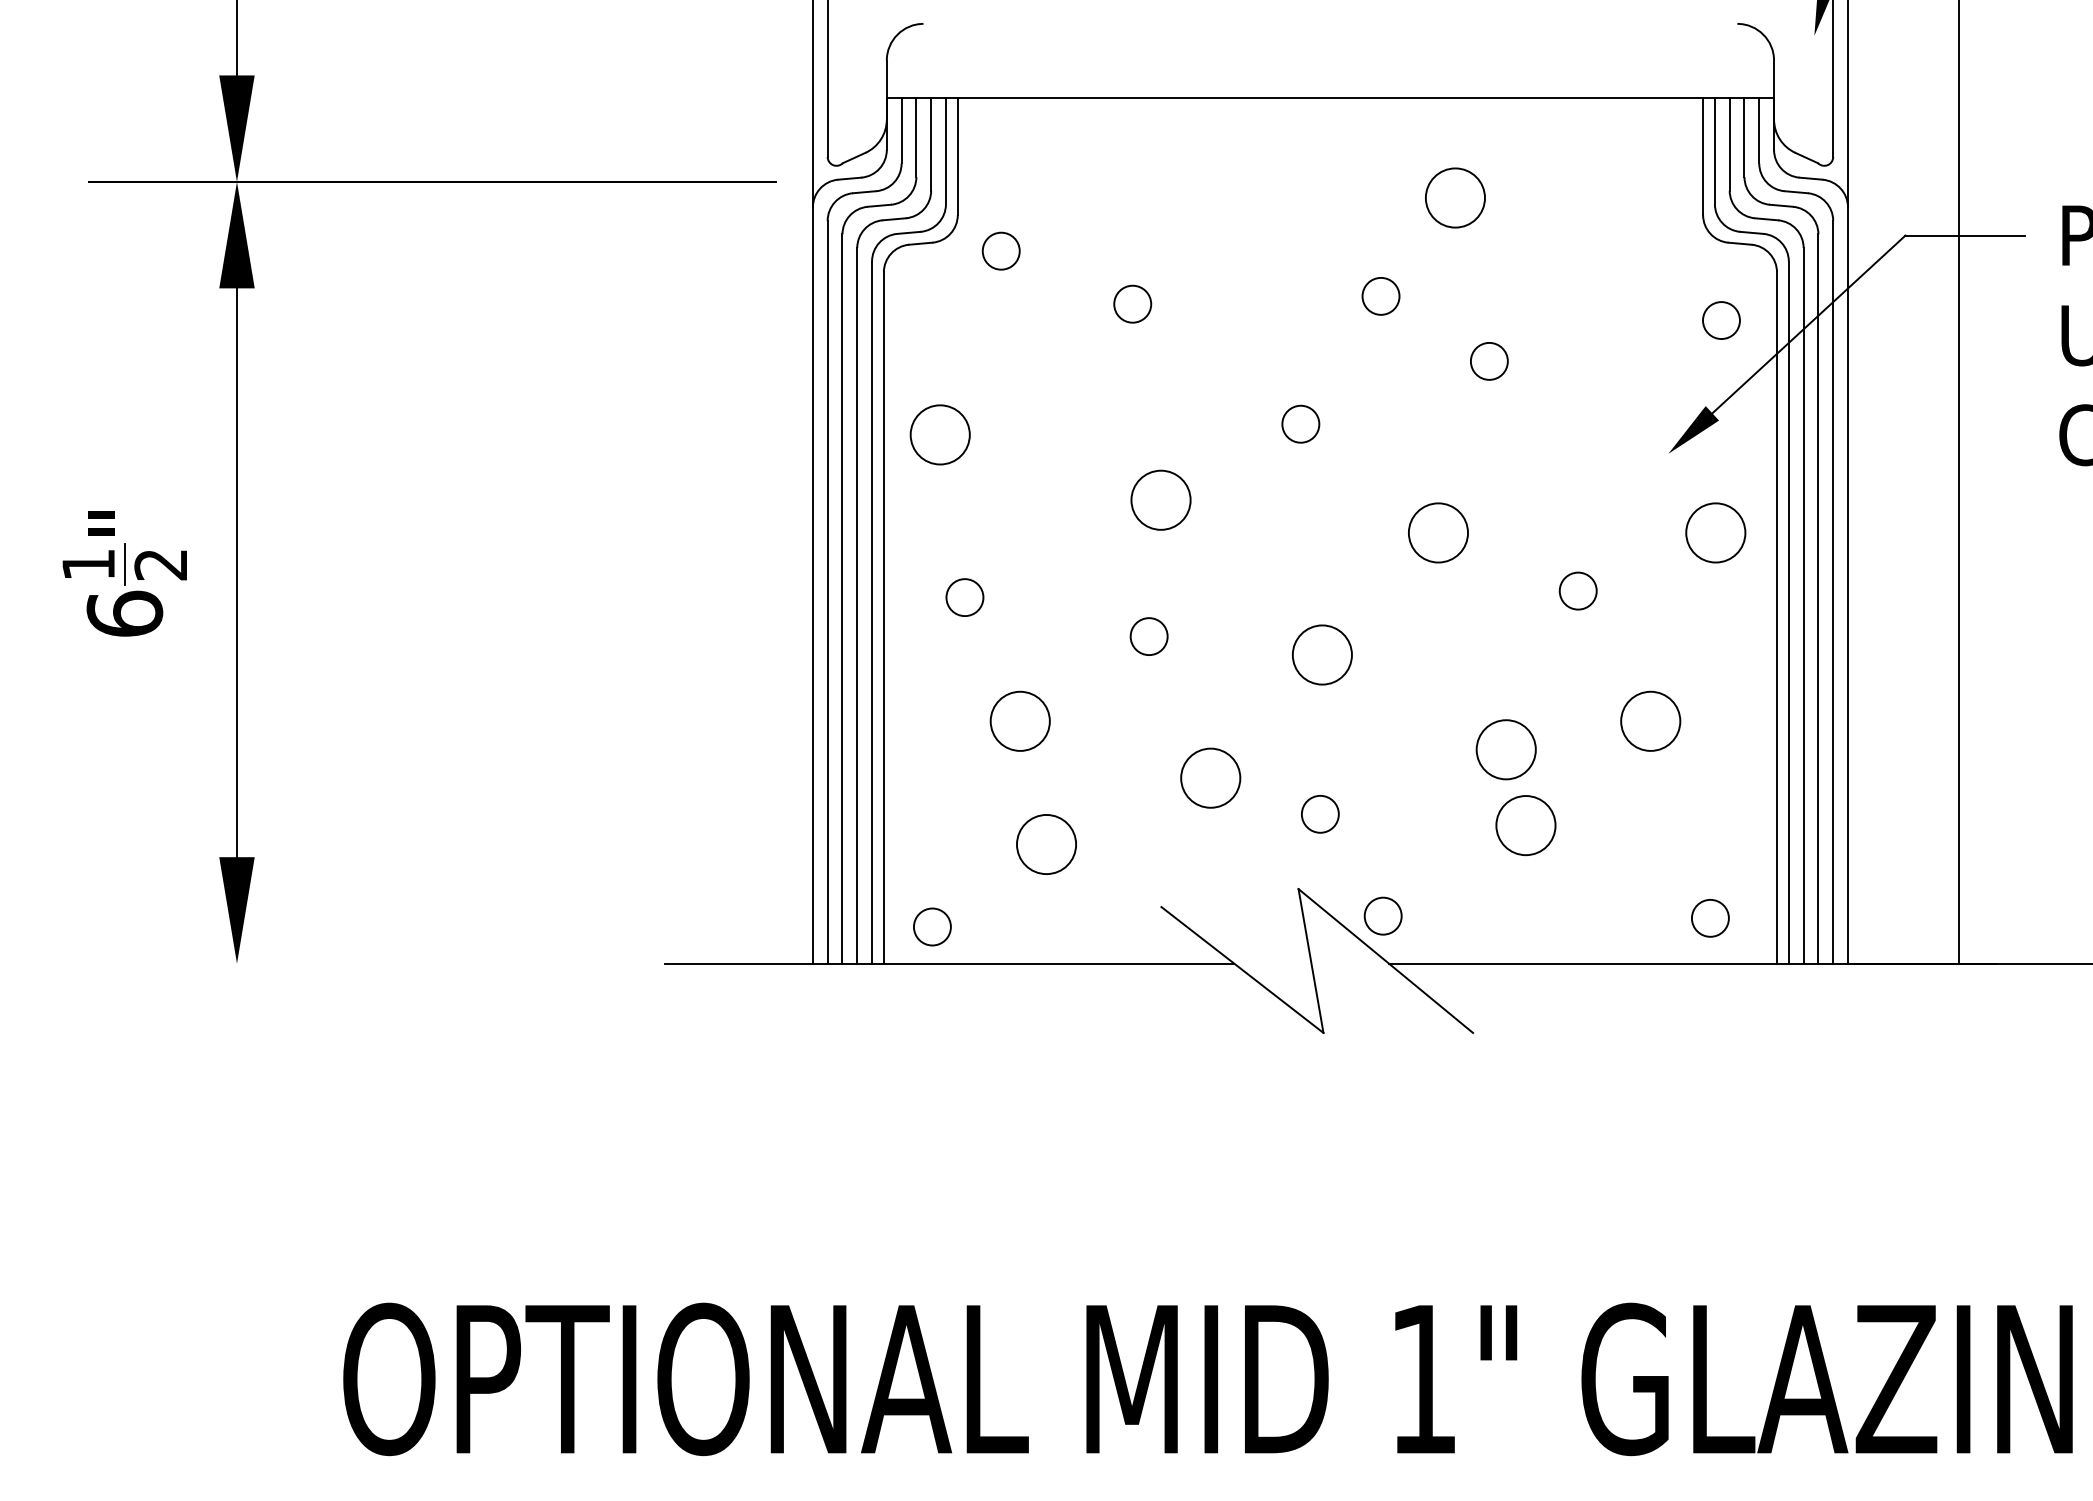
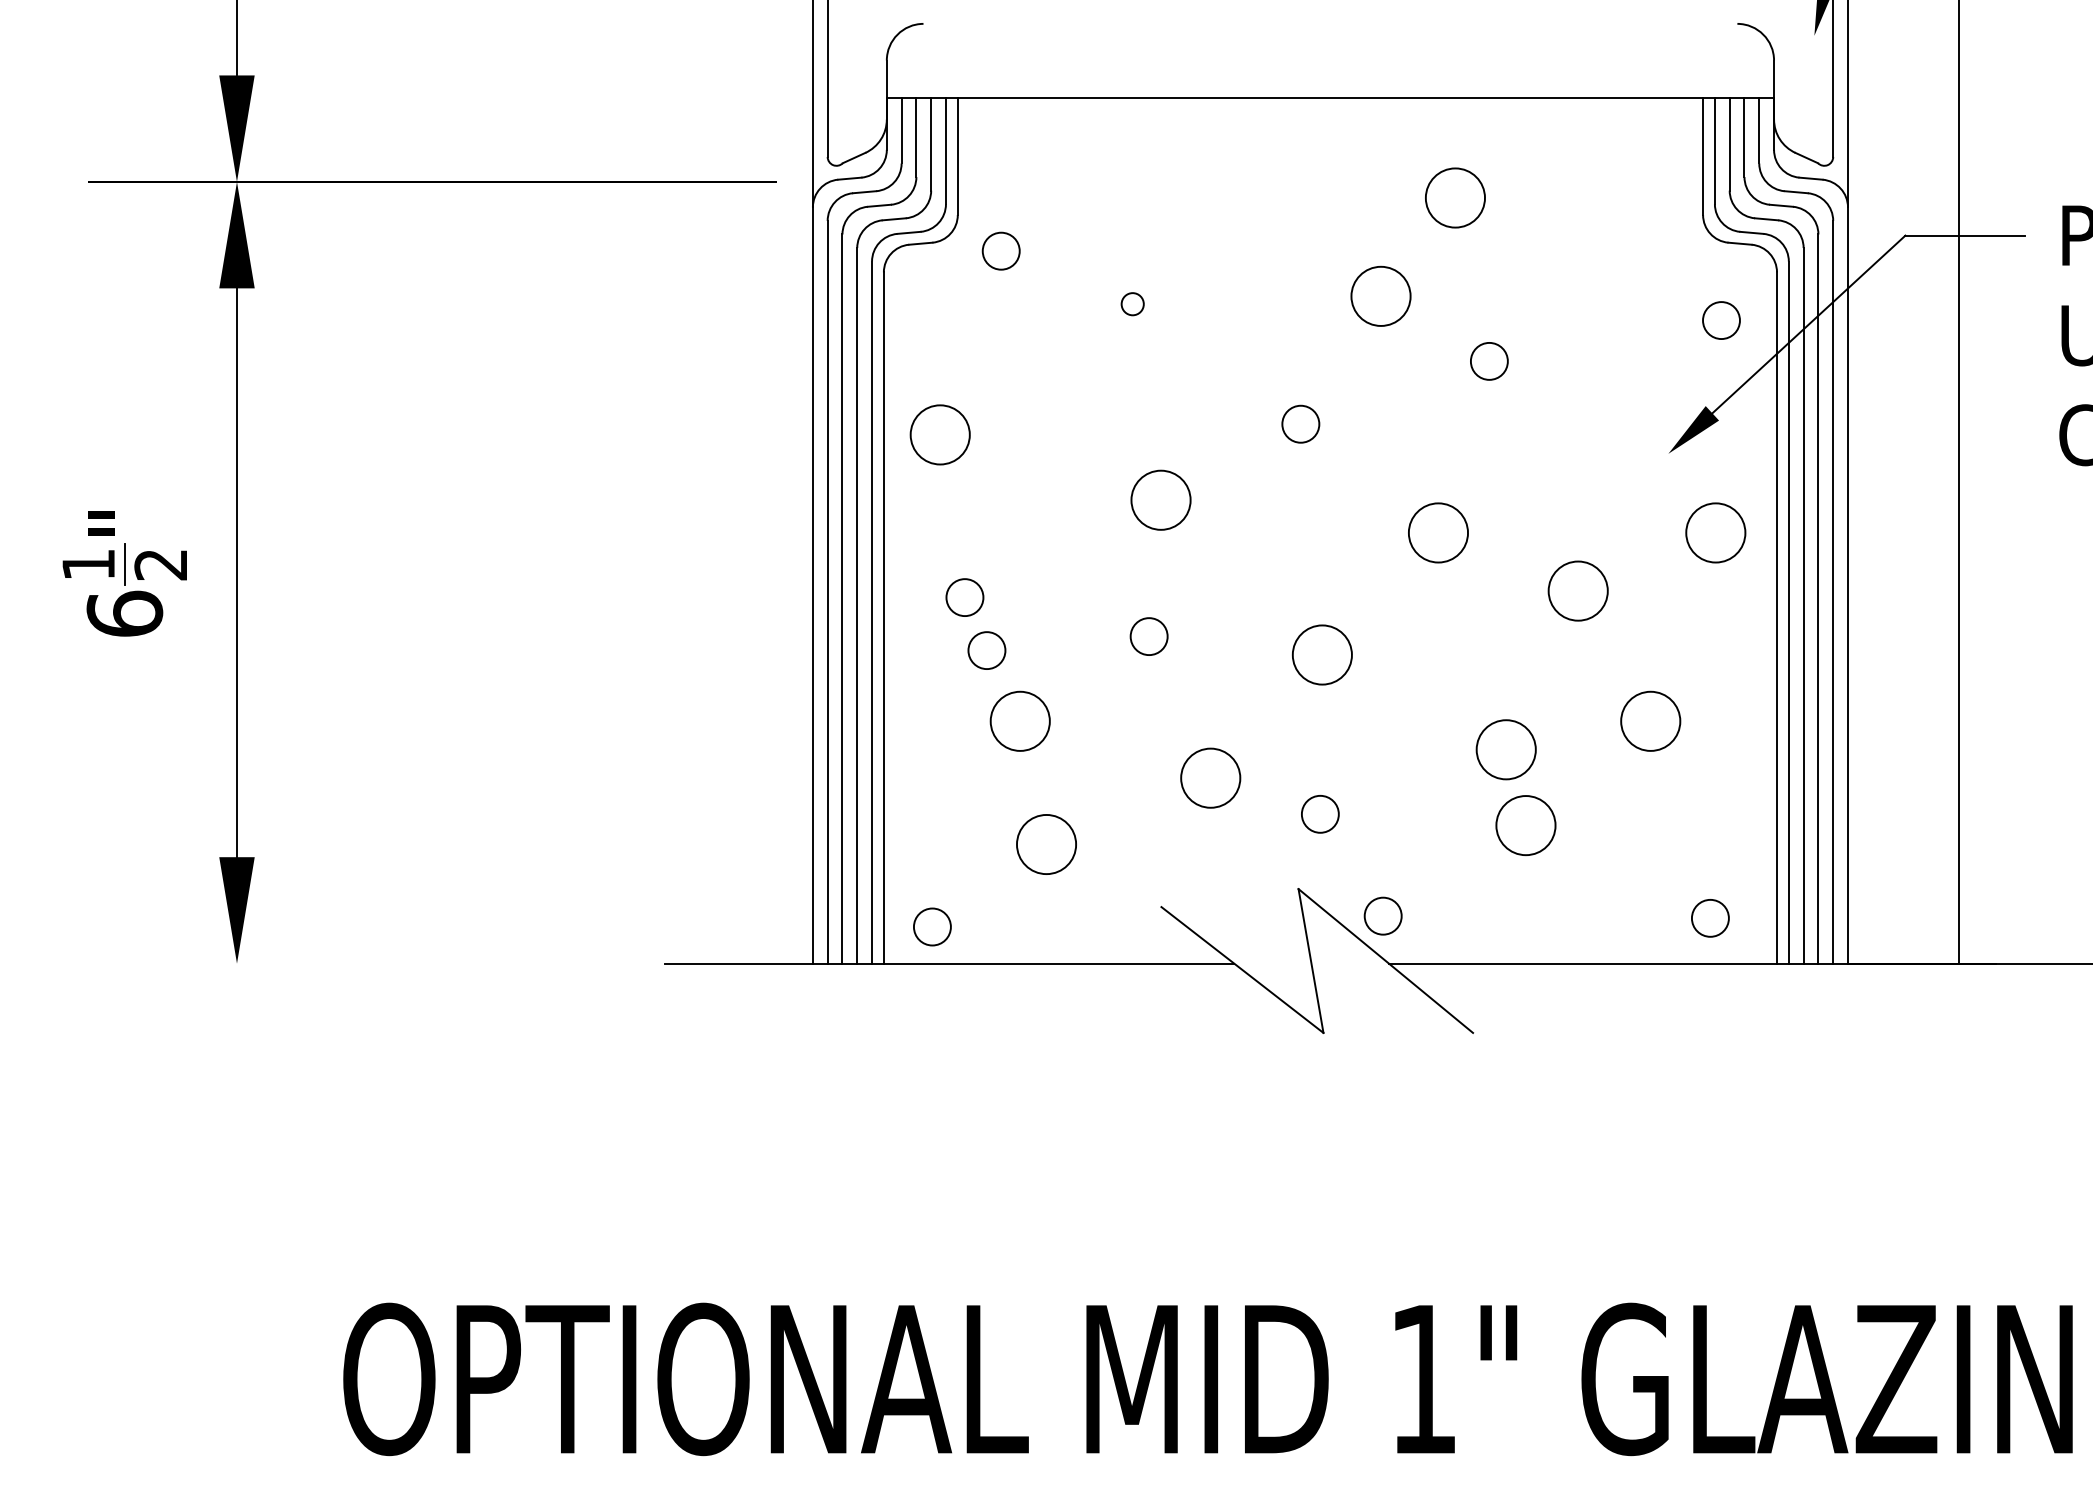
circle diameter: 37 px -> 59 px (1380, 295)
circle diameter: 37 px -> 22 px (1132, 304)
circle diameter: 37 px -> 59 px (1577, 590)
circle: none -> present (986, 650)
